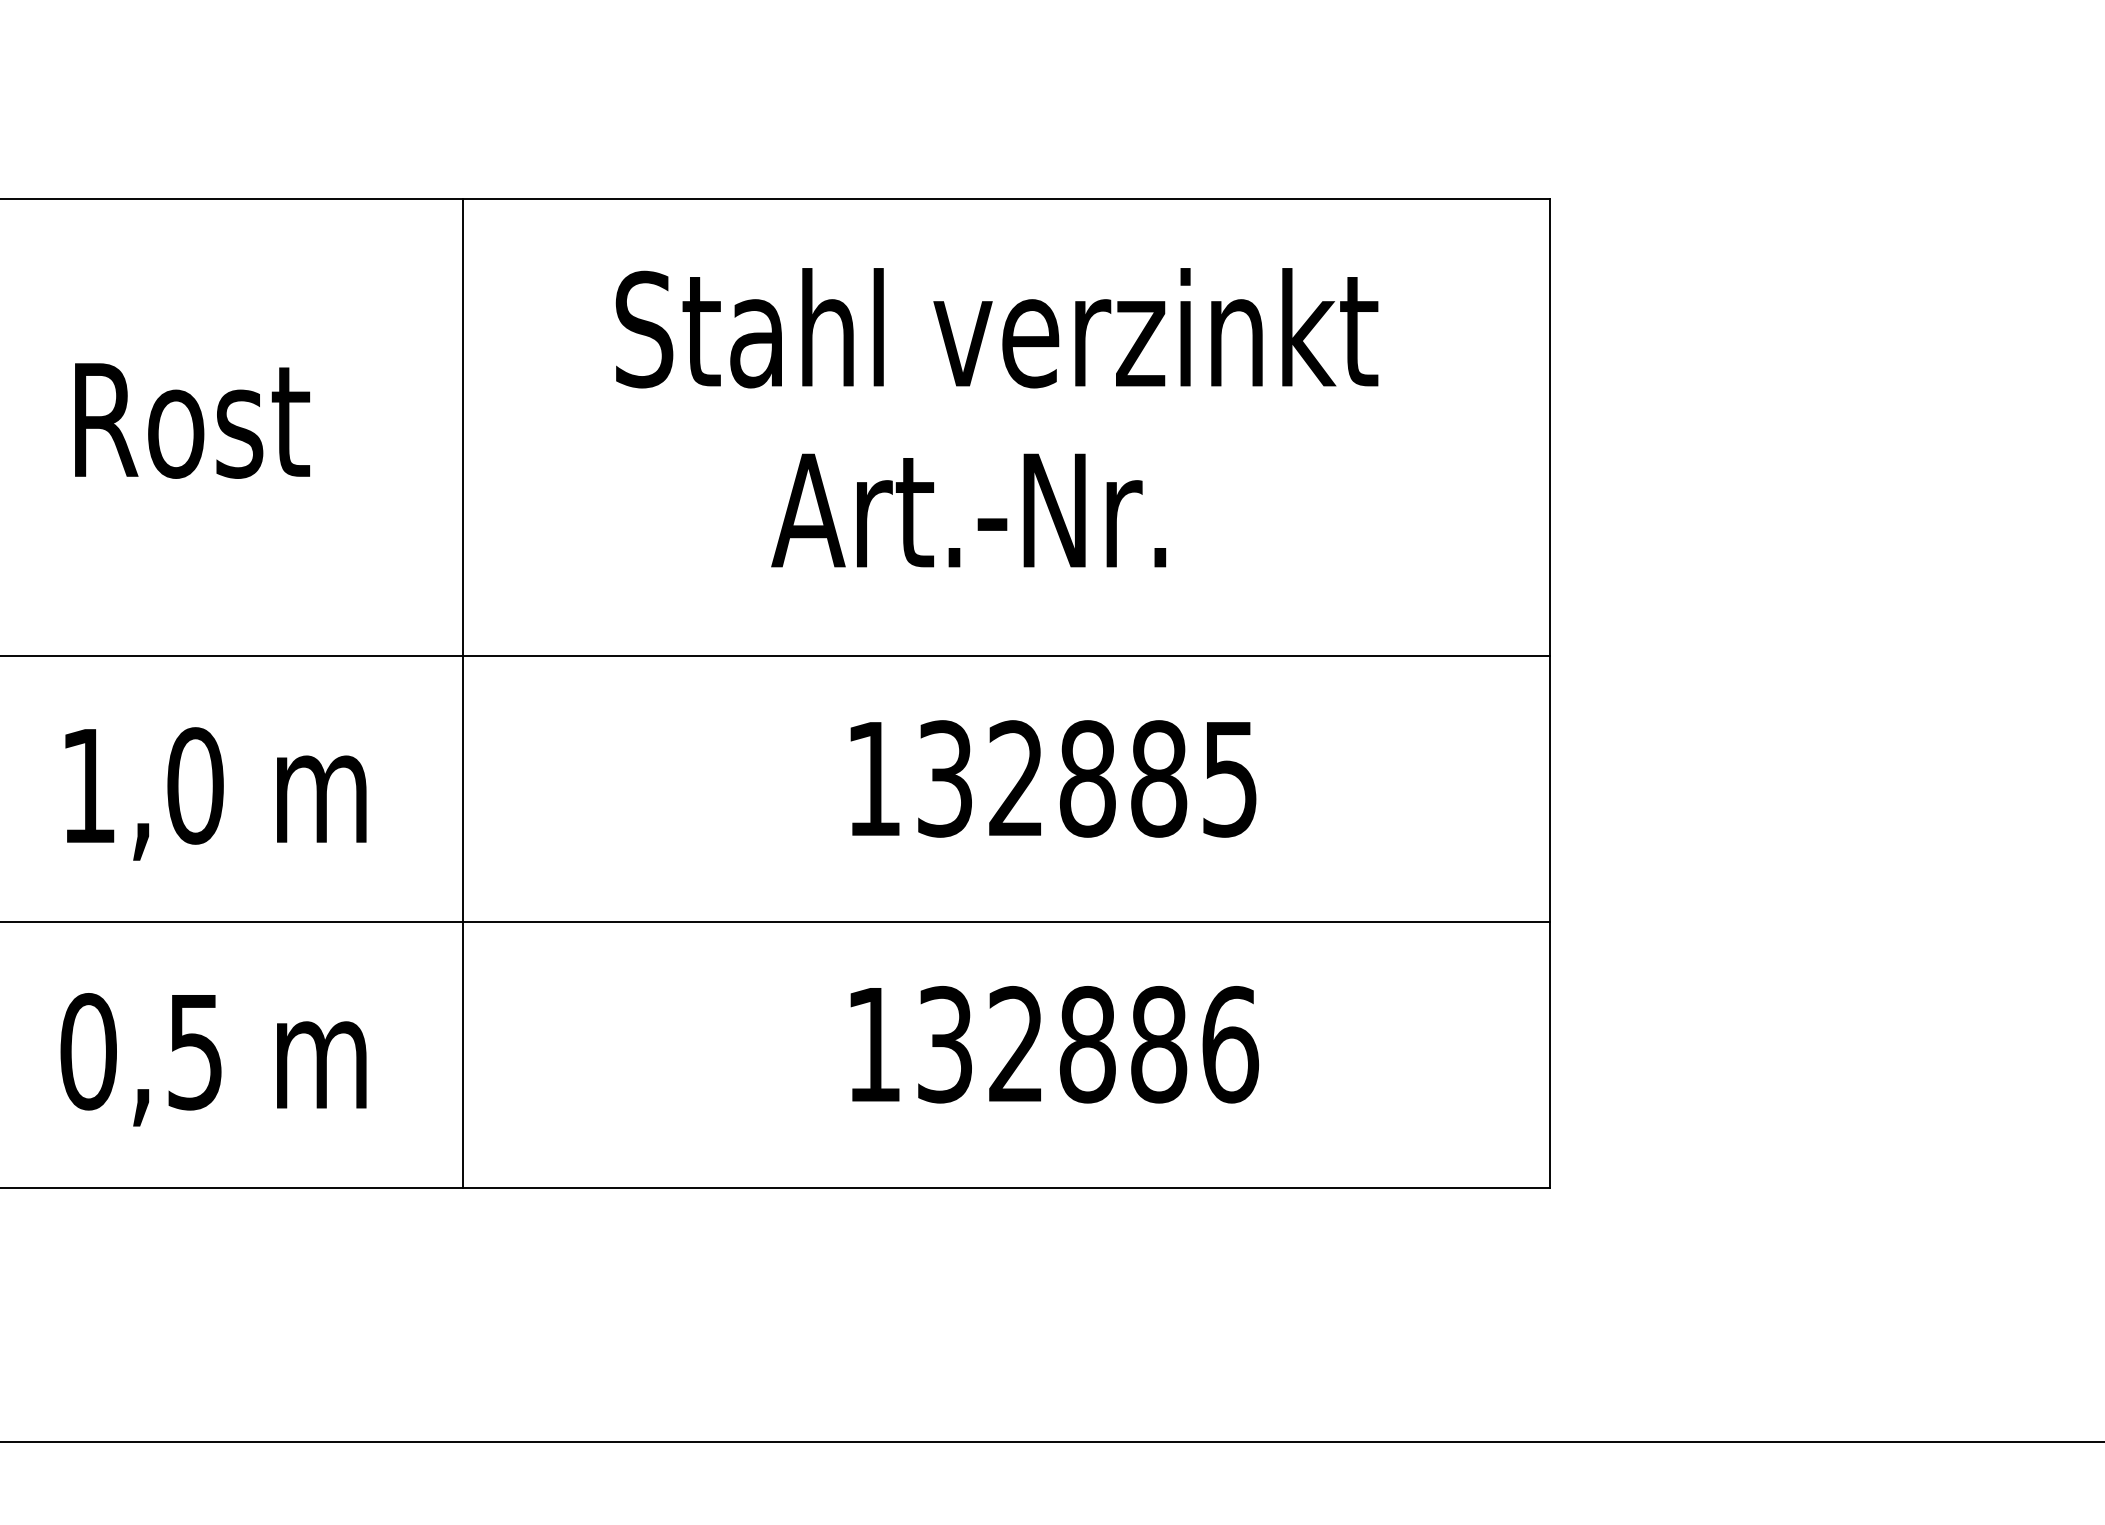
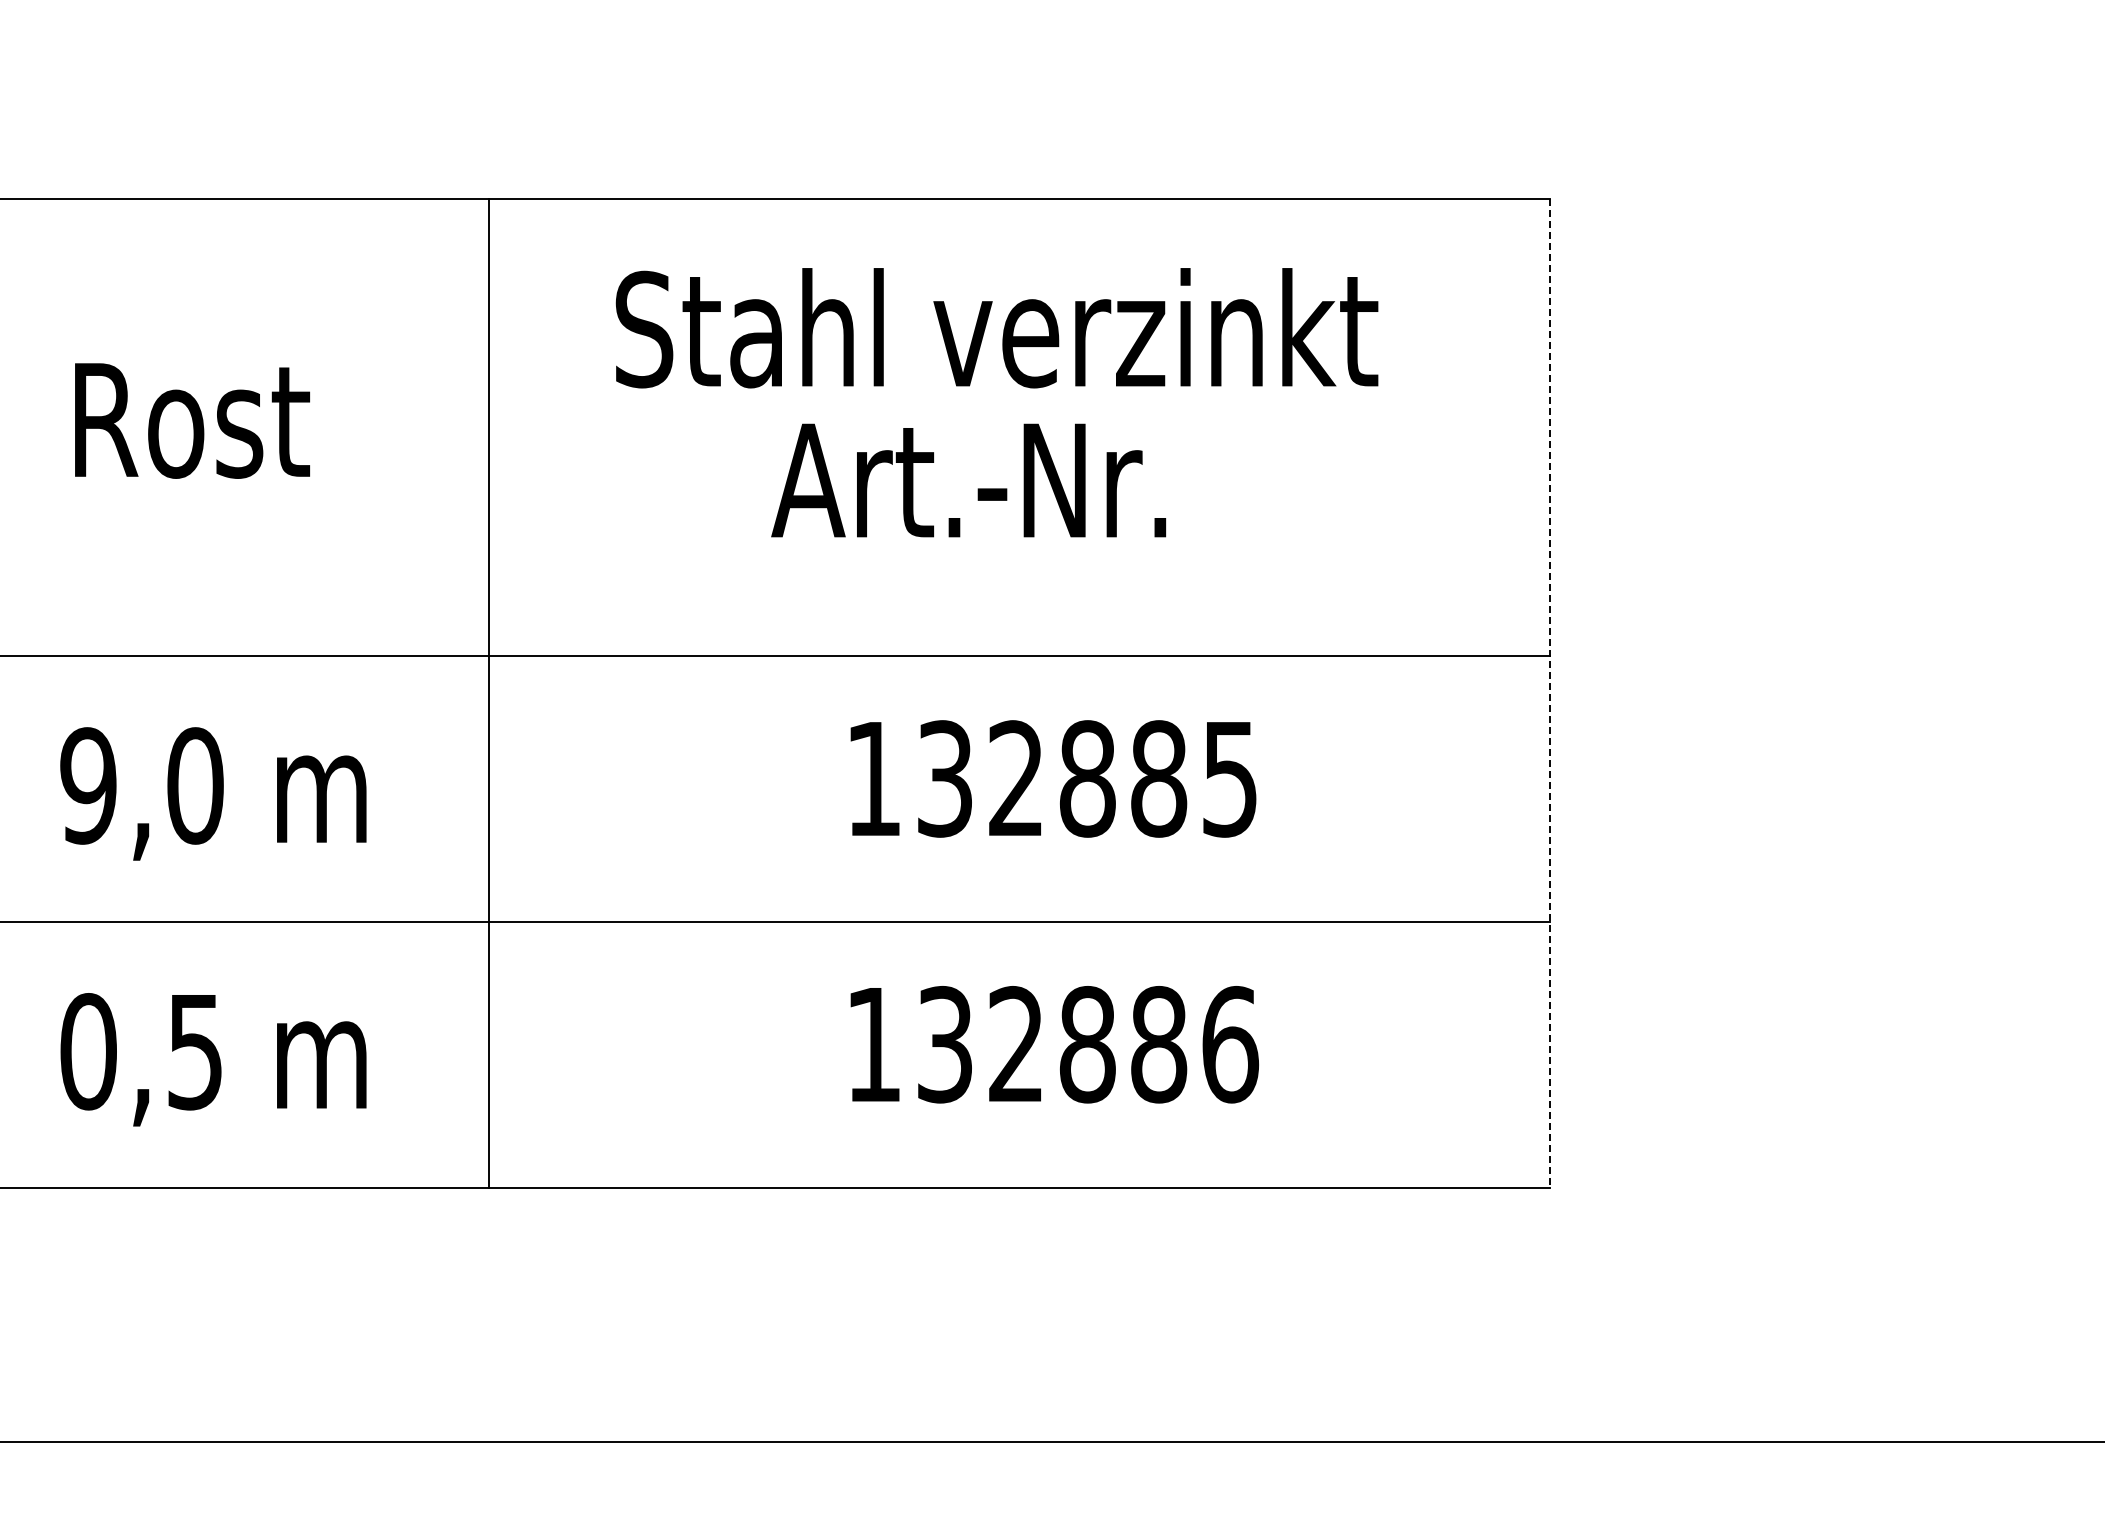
text position: (968, 510) -> (968, 480) (968, 480)
line position: (462, 693) -> (488, 693) (488, 693)
line: solid -> dashed (1549, 693)
text: 1,0 -> 9,0 (88, 785)
